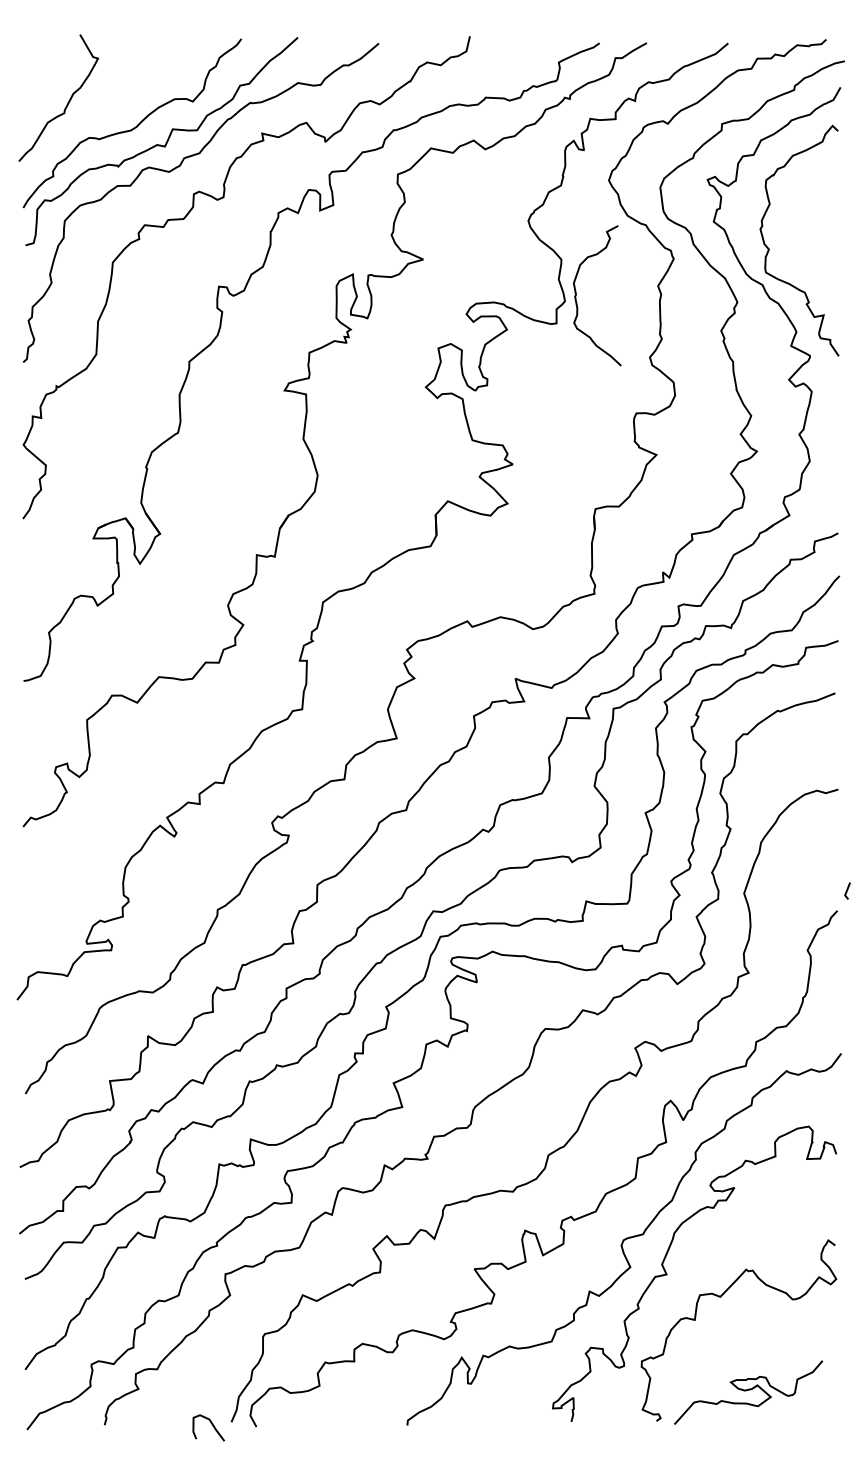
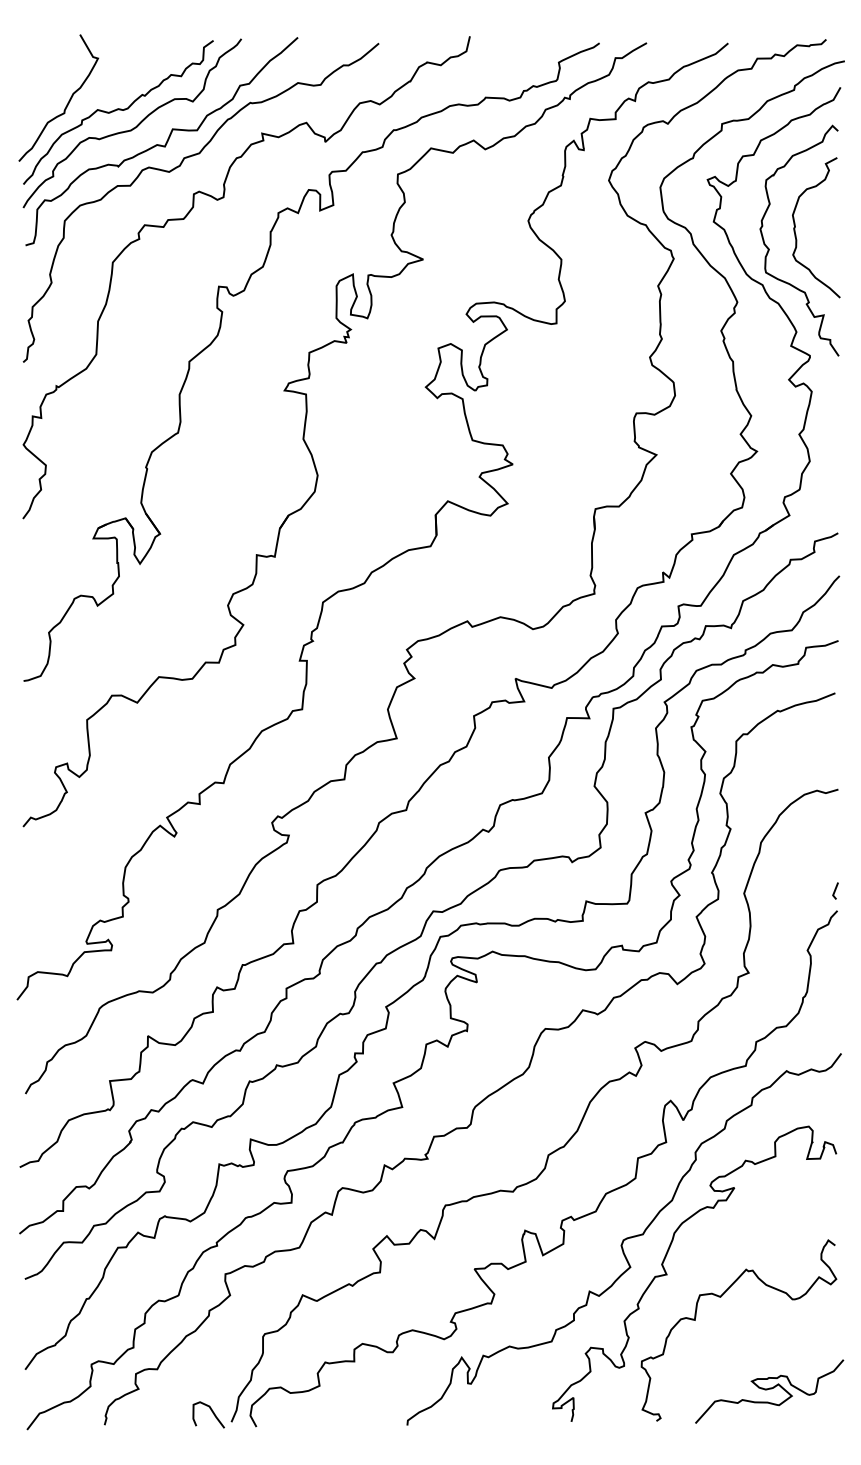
curve: none -> present (118, 110)
curve position: (576, 295) -> (795, 227) (795, 227)
line position: (847, 890) -> (835, 890) (835, 890)
curve position: (748, 1390) -> (769, 1389) (769, 1389)
curve position: (212, 1426) -> (212, 1413) (212, 1413)
